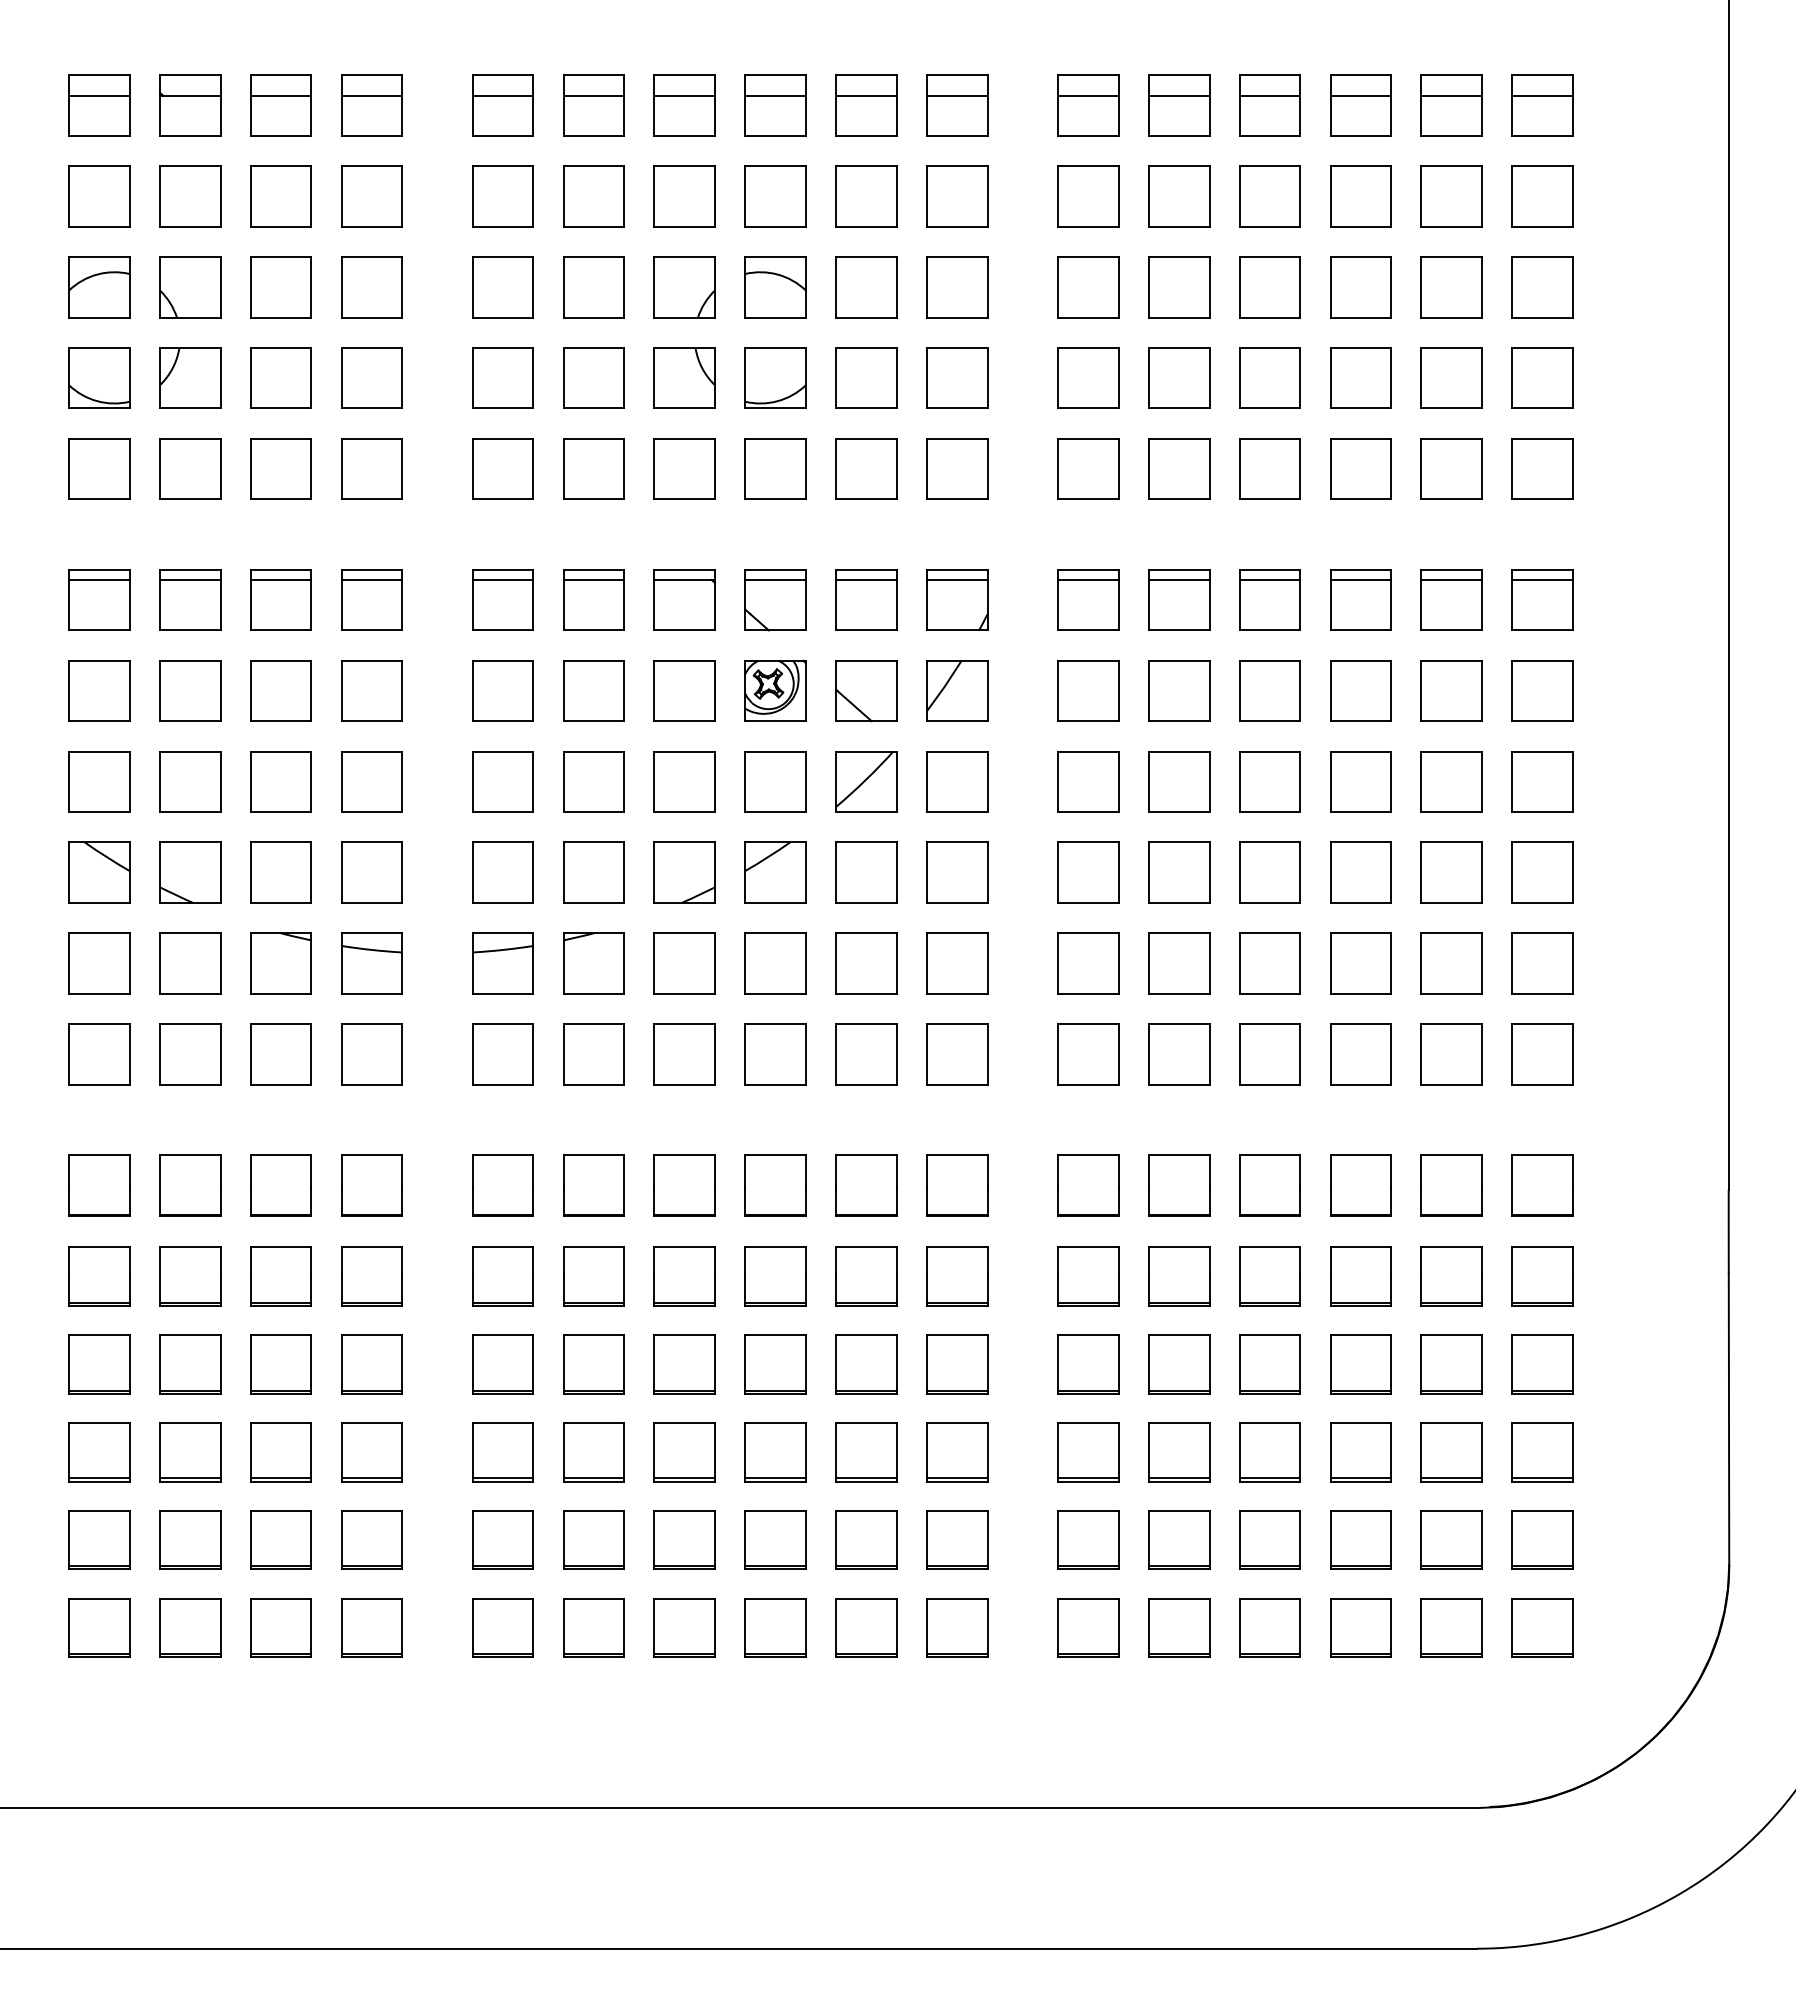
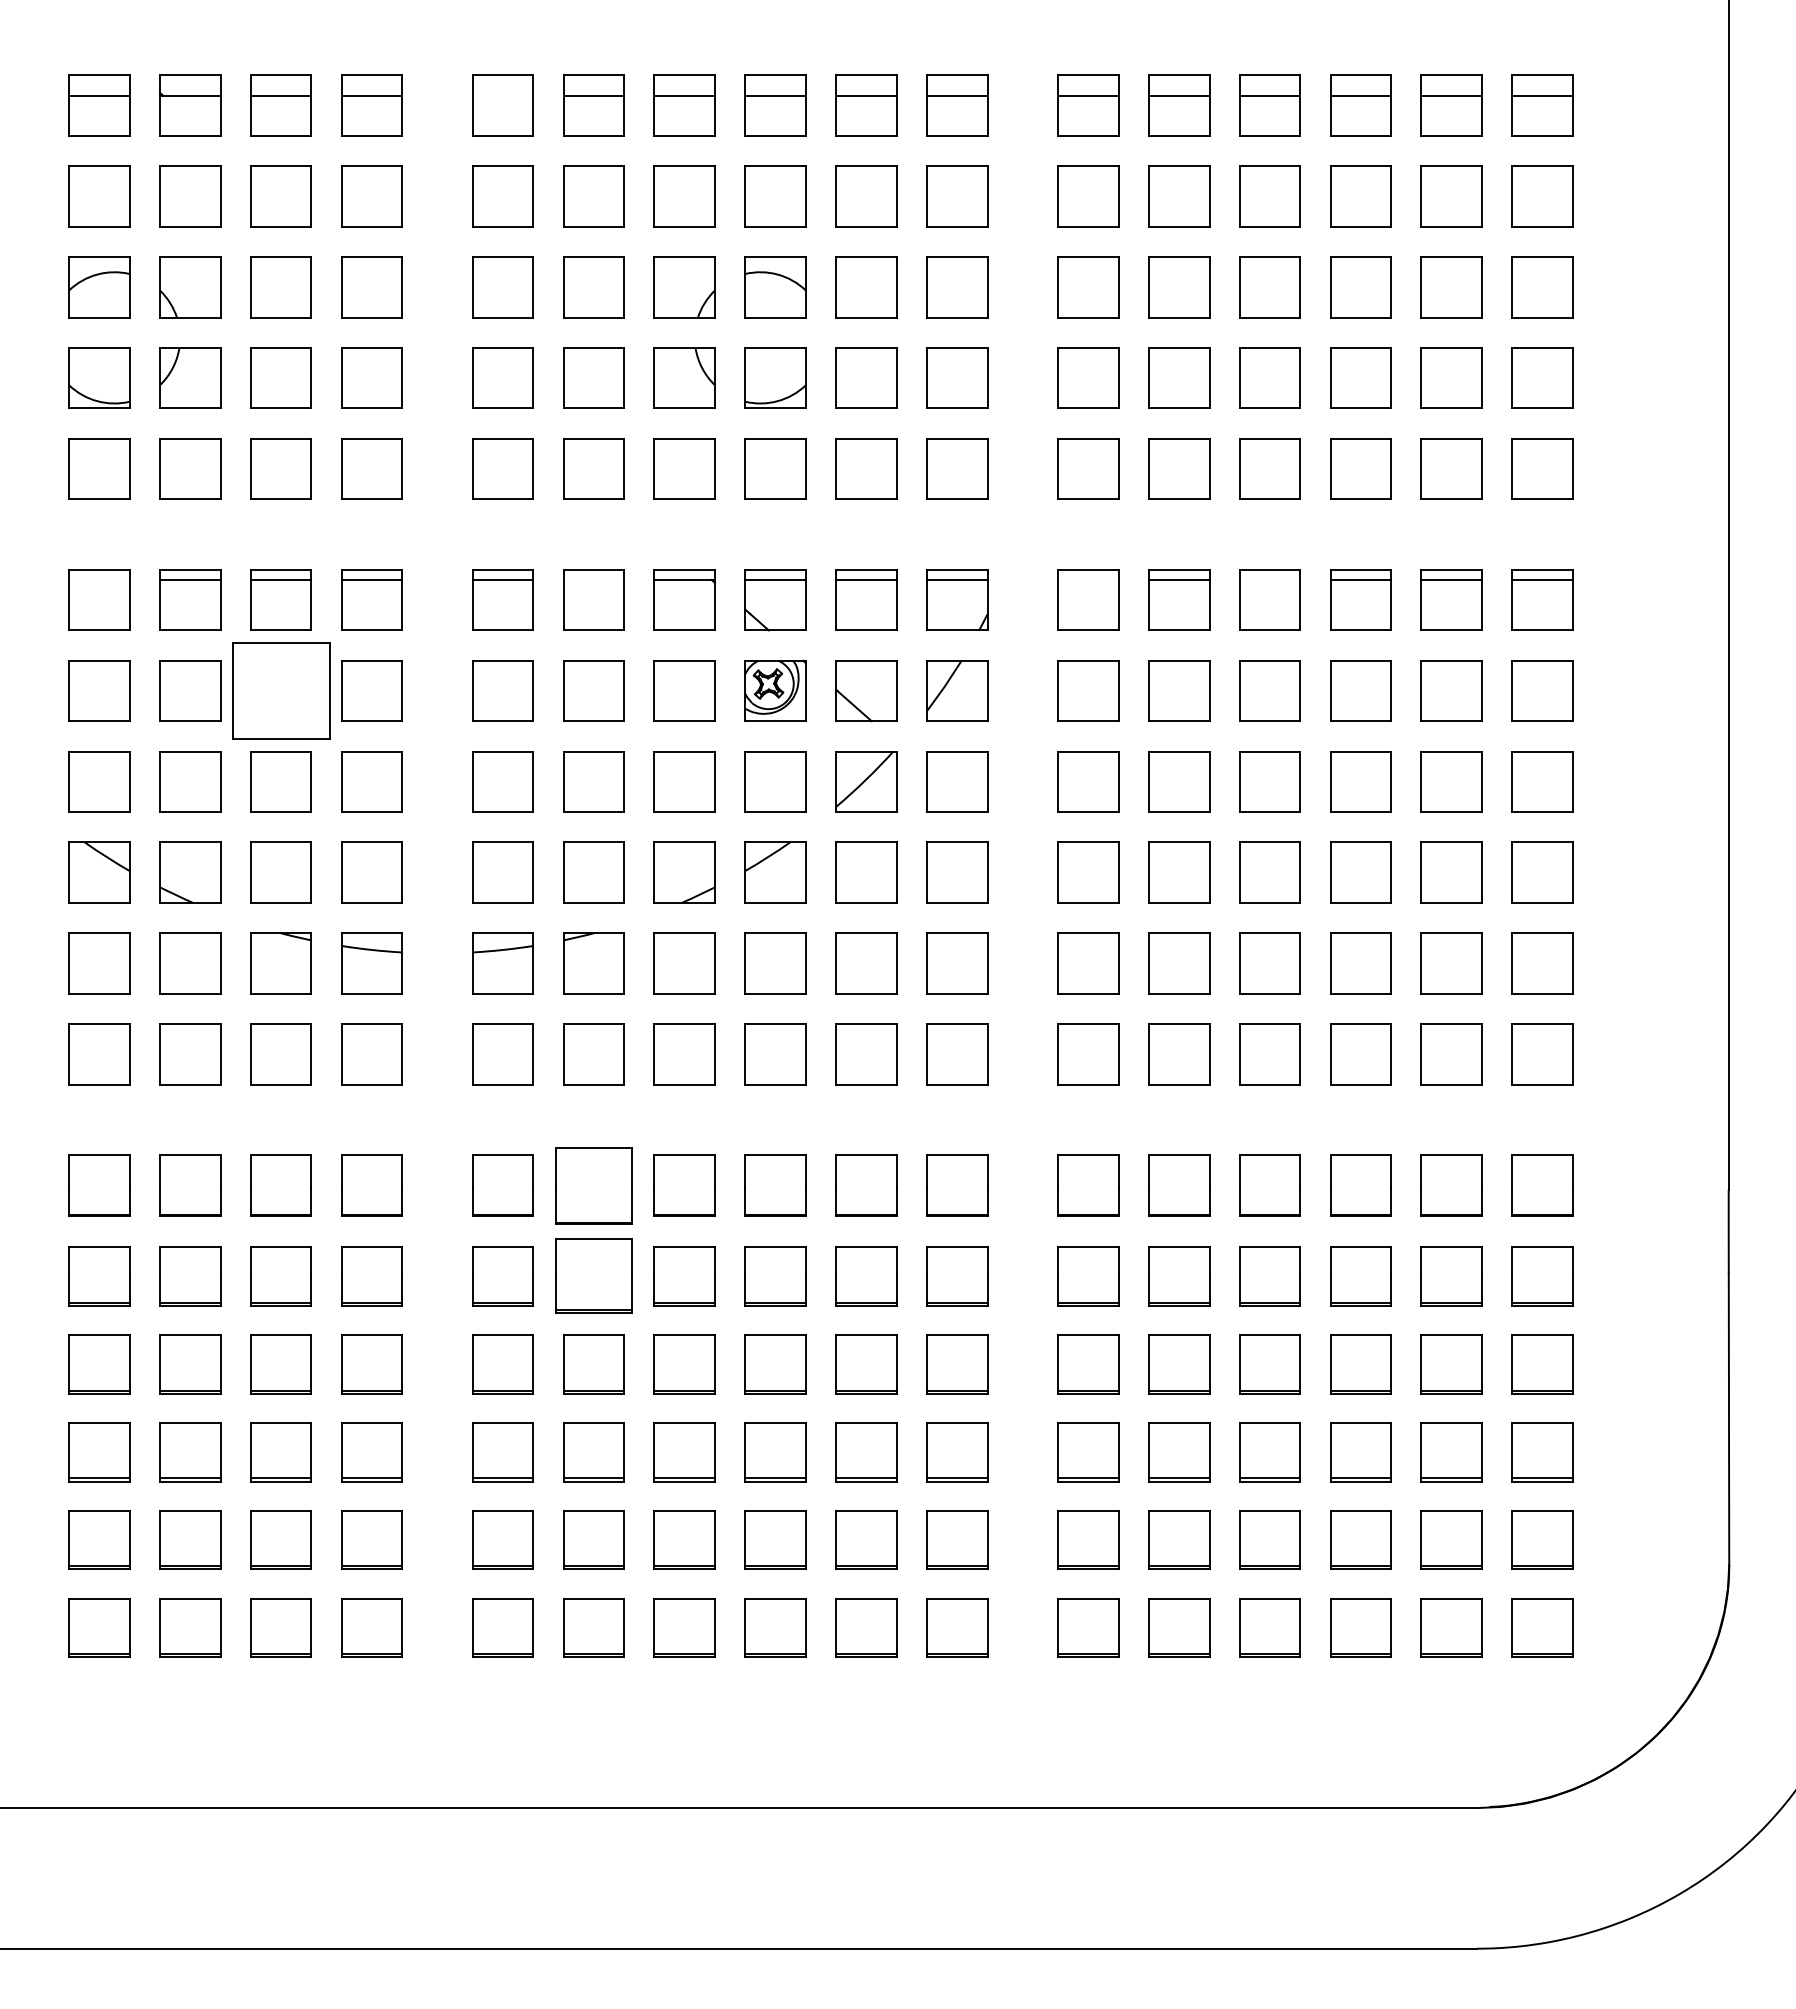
line: present -> none (502, 95)
line: present -> none (99, 580)
line: present -> none (593, 580)
line: present -> none (1088, 580)
line: present -> none (1269, 580)
part size: 62x62 px -> 99x98 px (281, 690)
part size: 62x63 px -> 78x78 px (593, 1185)
part size: 62x61 px -> 78x76 px (593, 1275)
